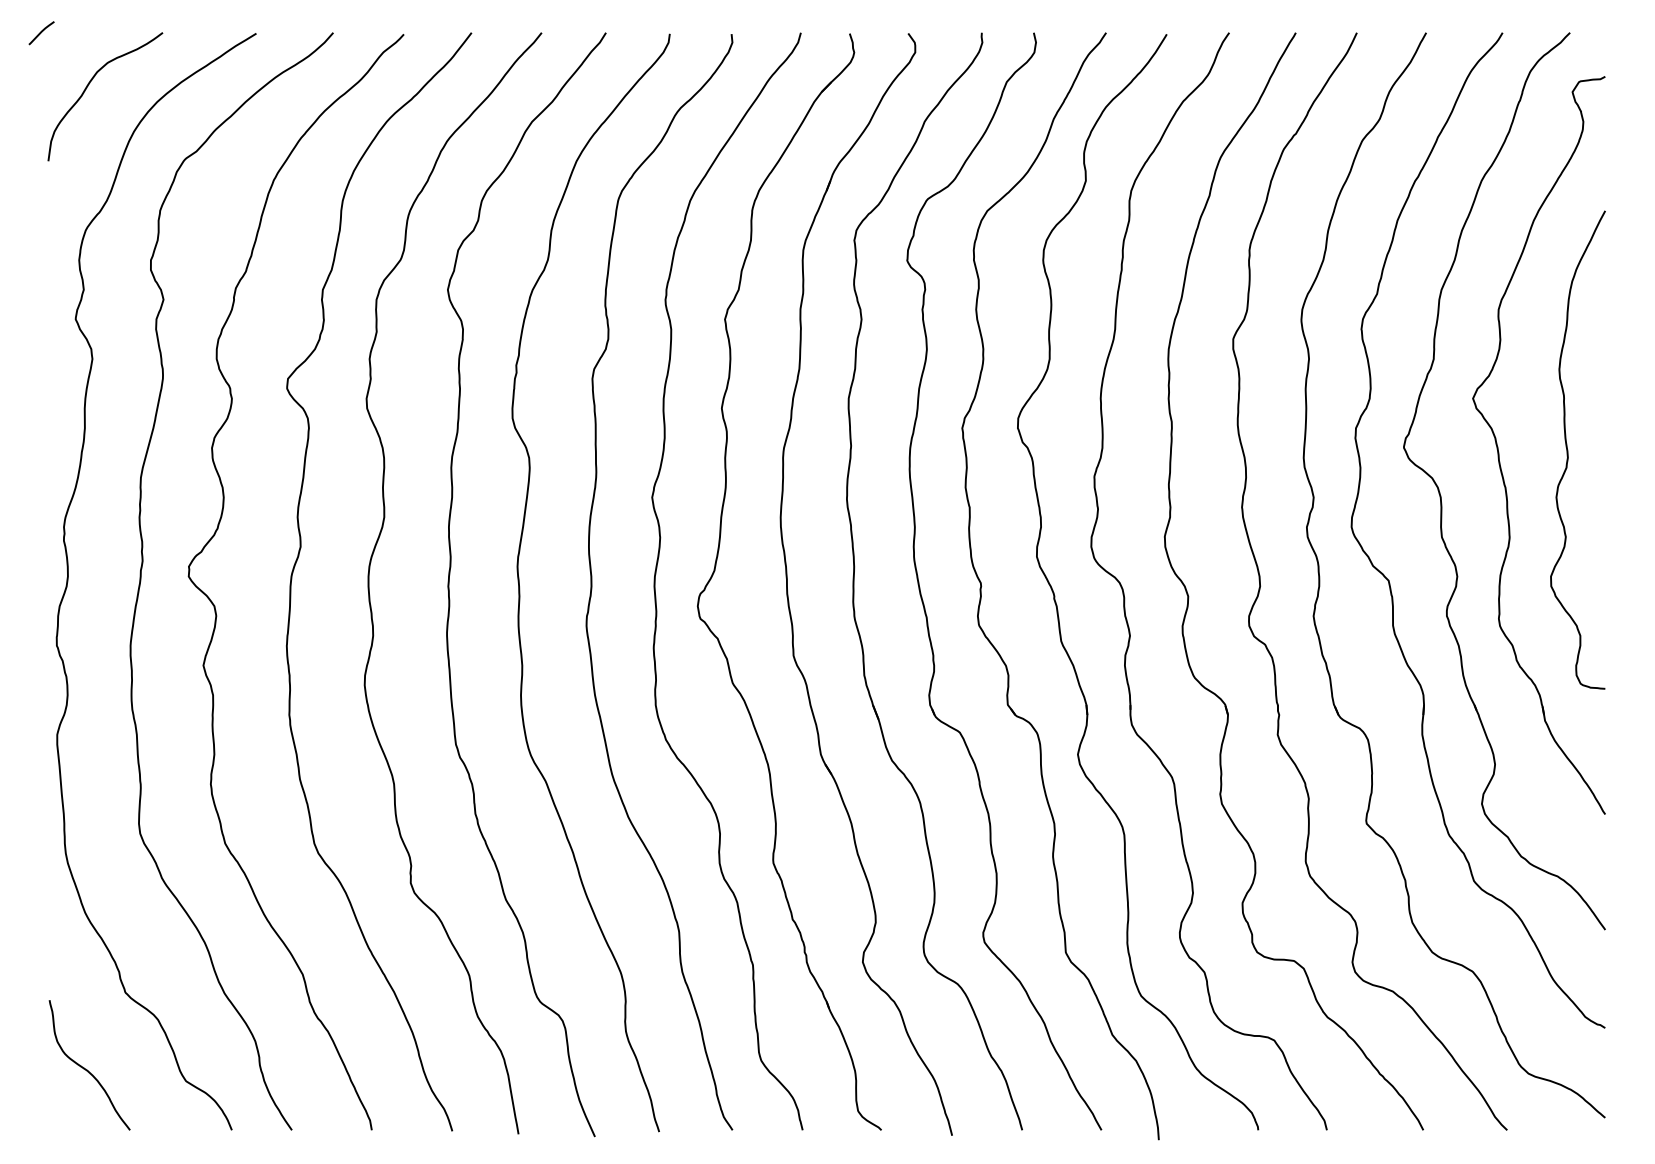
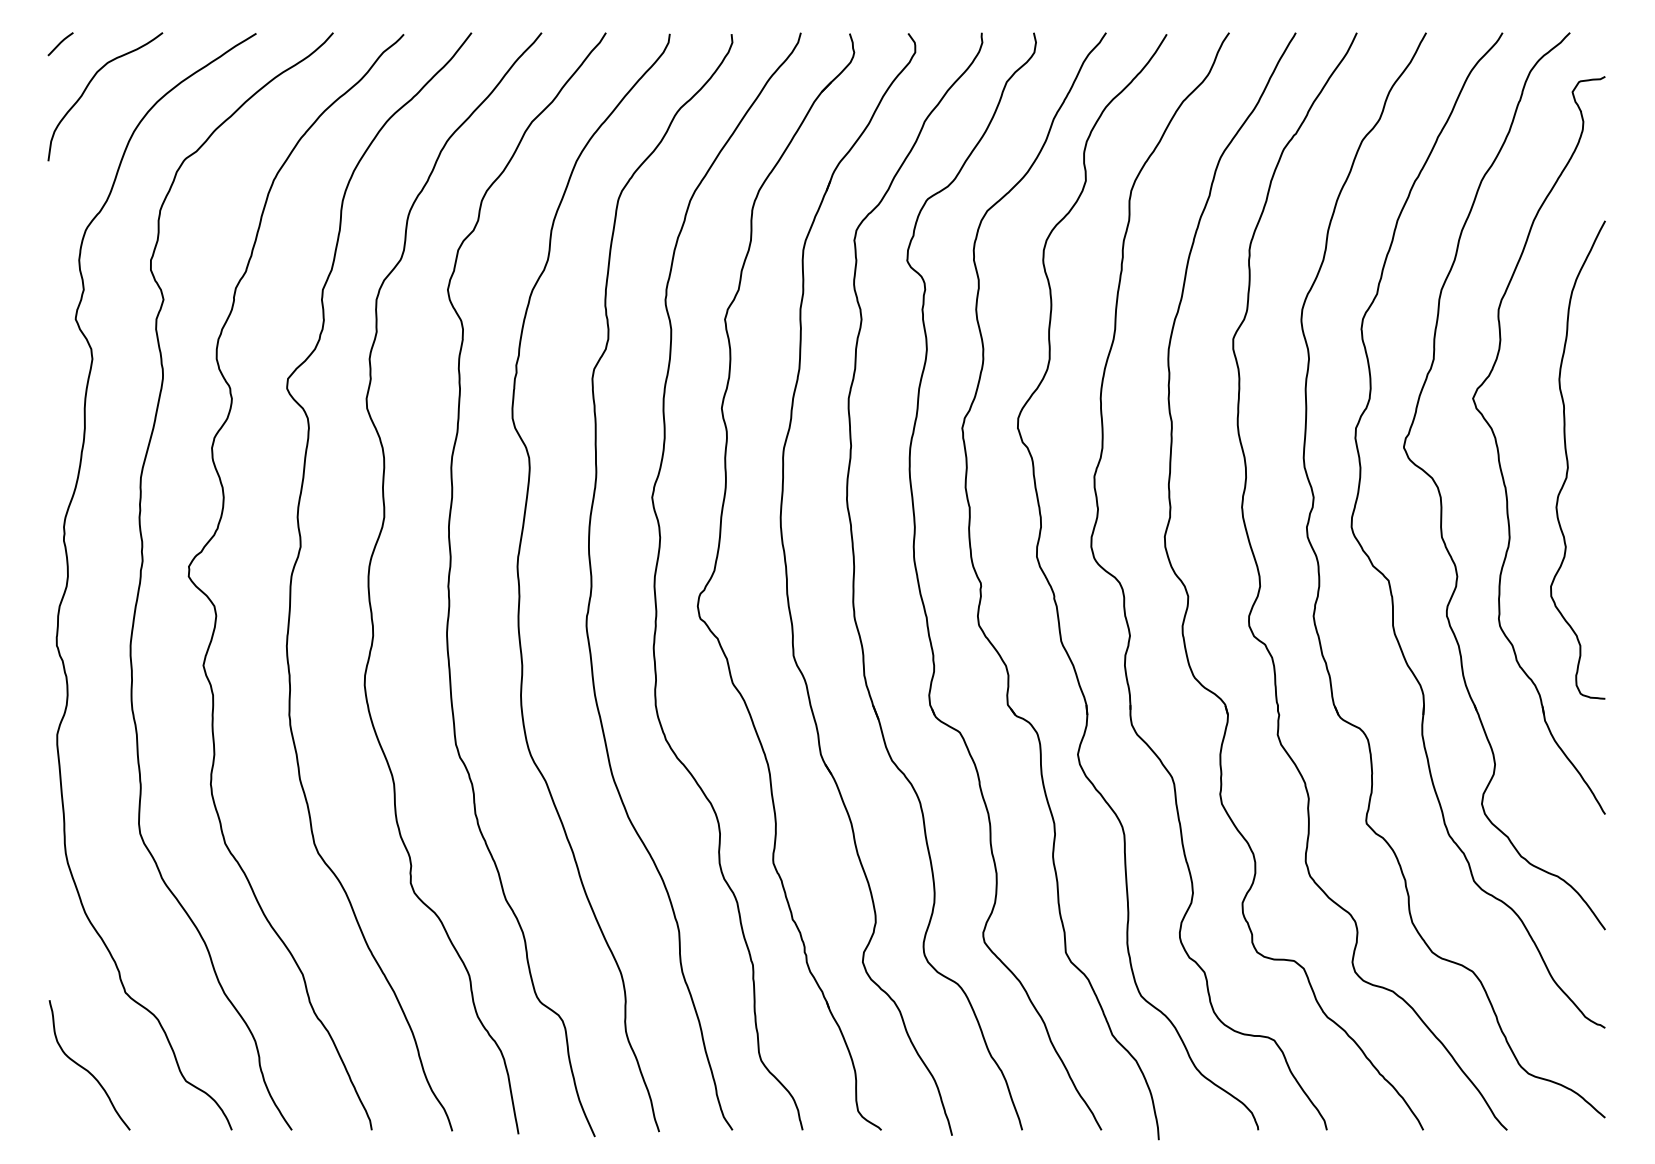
line position: (41, 33) -> (60, 44) (60, 44)
curve position: (1568, 449) -> (1568, 459) (1568, 459)
